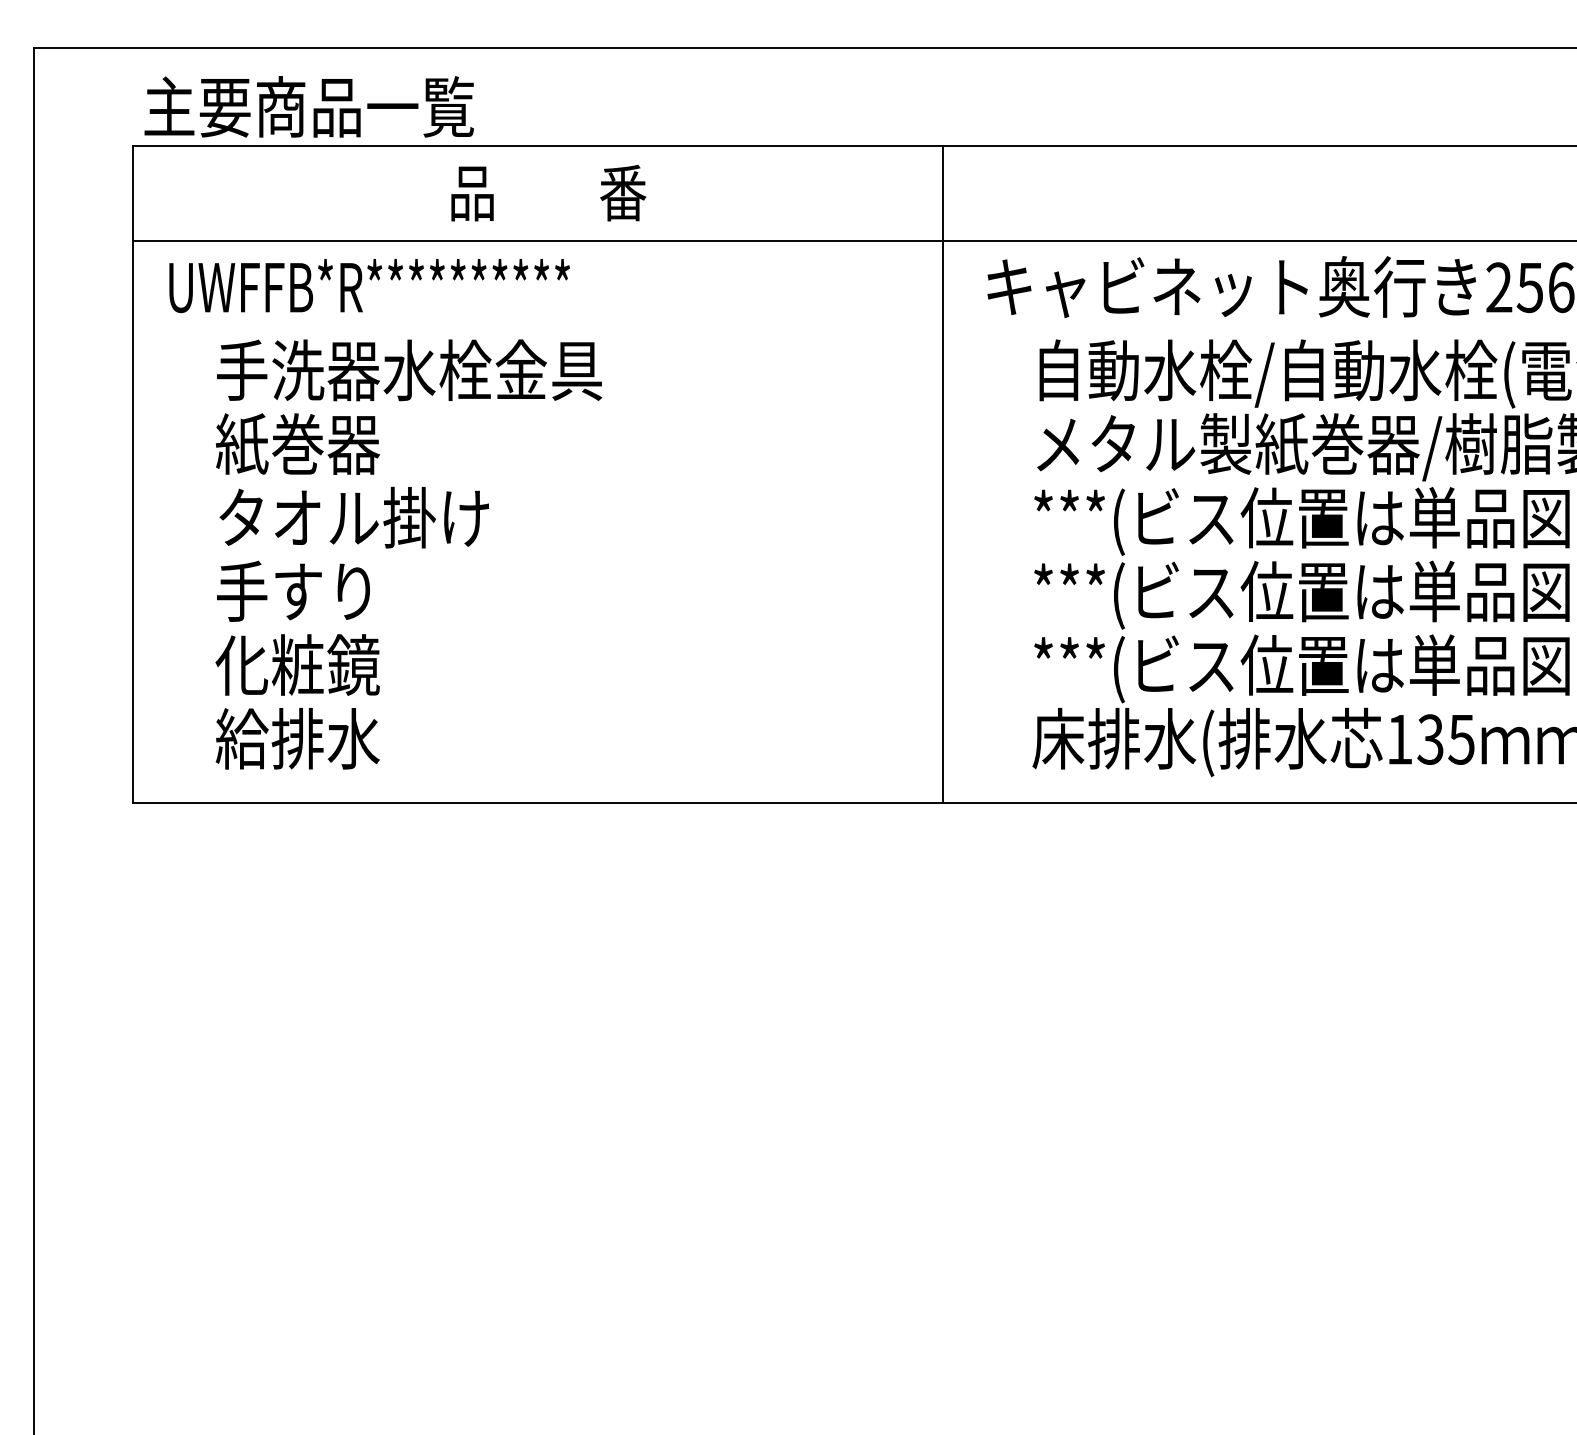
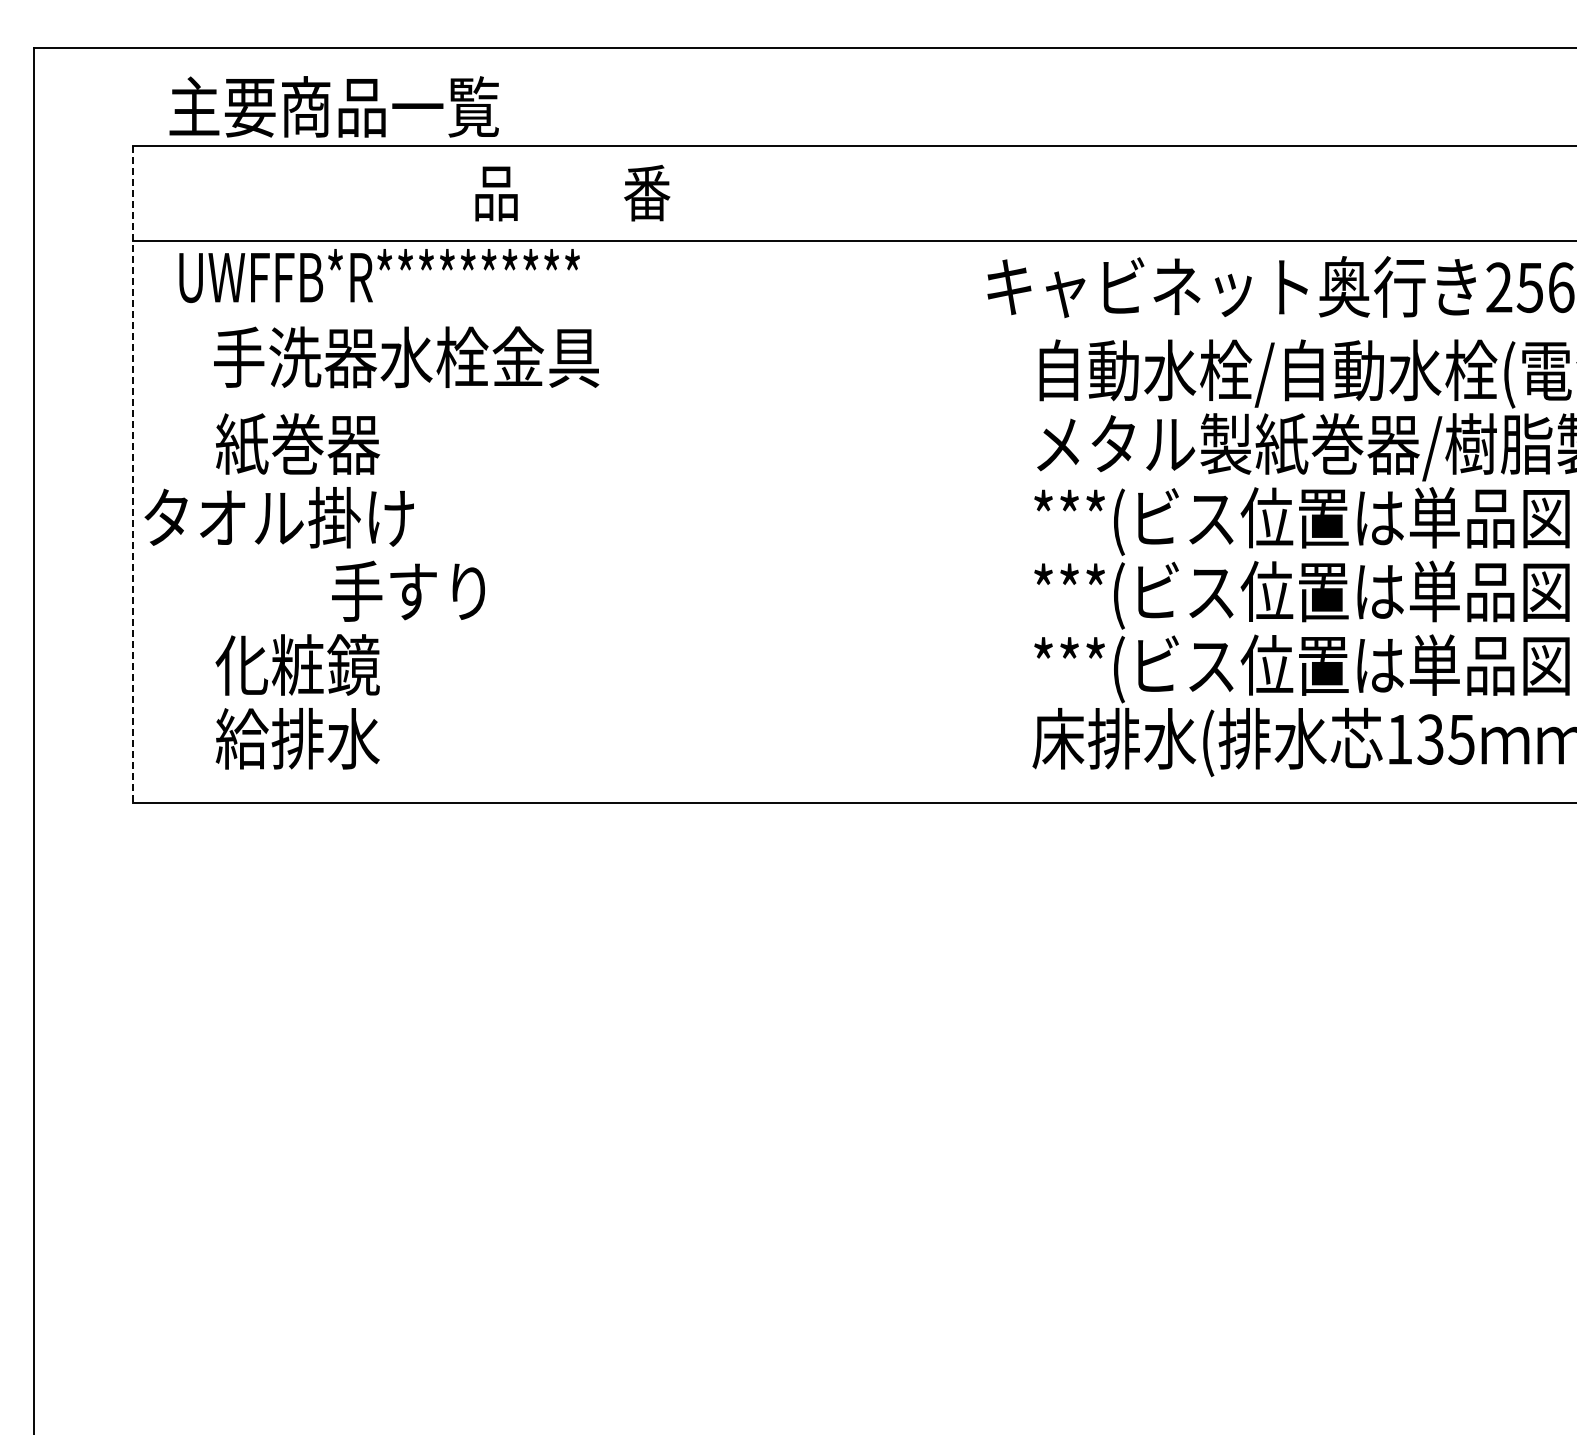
text position: (308, 106) -> (333, 106) (333, 106)
text position: (548, 193) -> (572, 193) (572, 193)
text position: (369, 286) -> (379, 276) (379, 276)
text position: (409, 370) -> (406, 357) (406, 357)
line: present -> none (943, 474)
line: solid -> dashed (132, 475)
text position: (353, 517) -> (278, 517) (278, 517)
text position: (293, 590) -> (408, 590) (408, 590)
